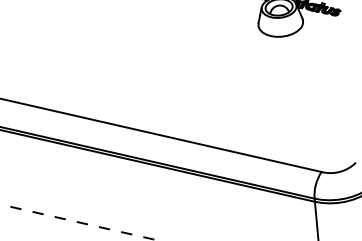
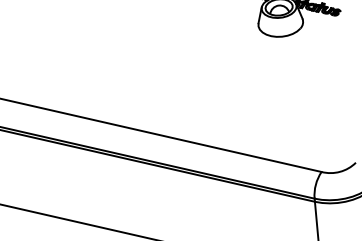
line: dashed -> solid (80, 222)
